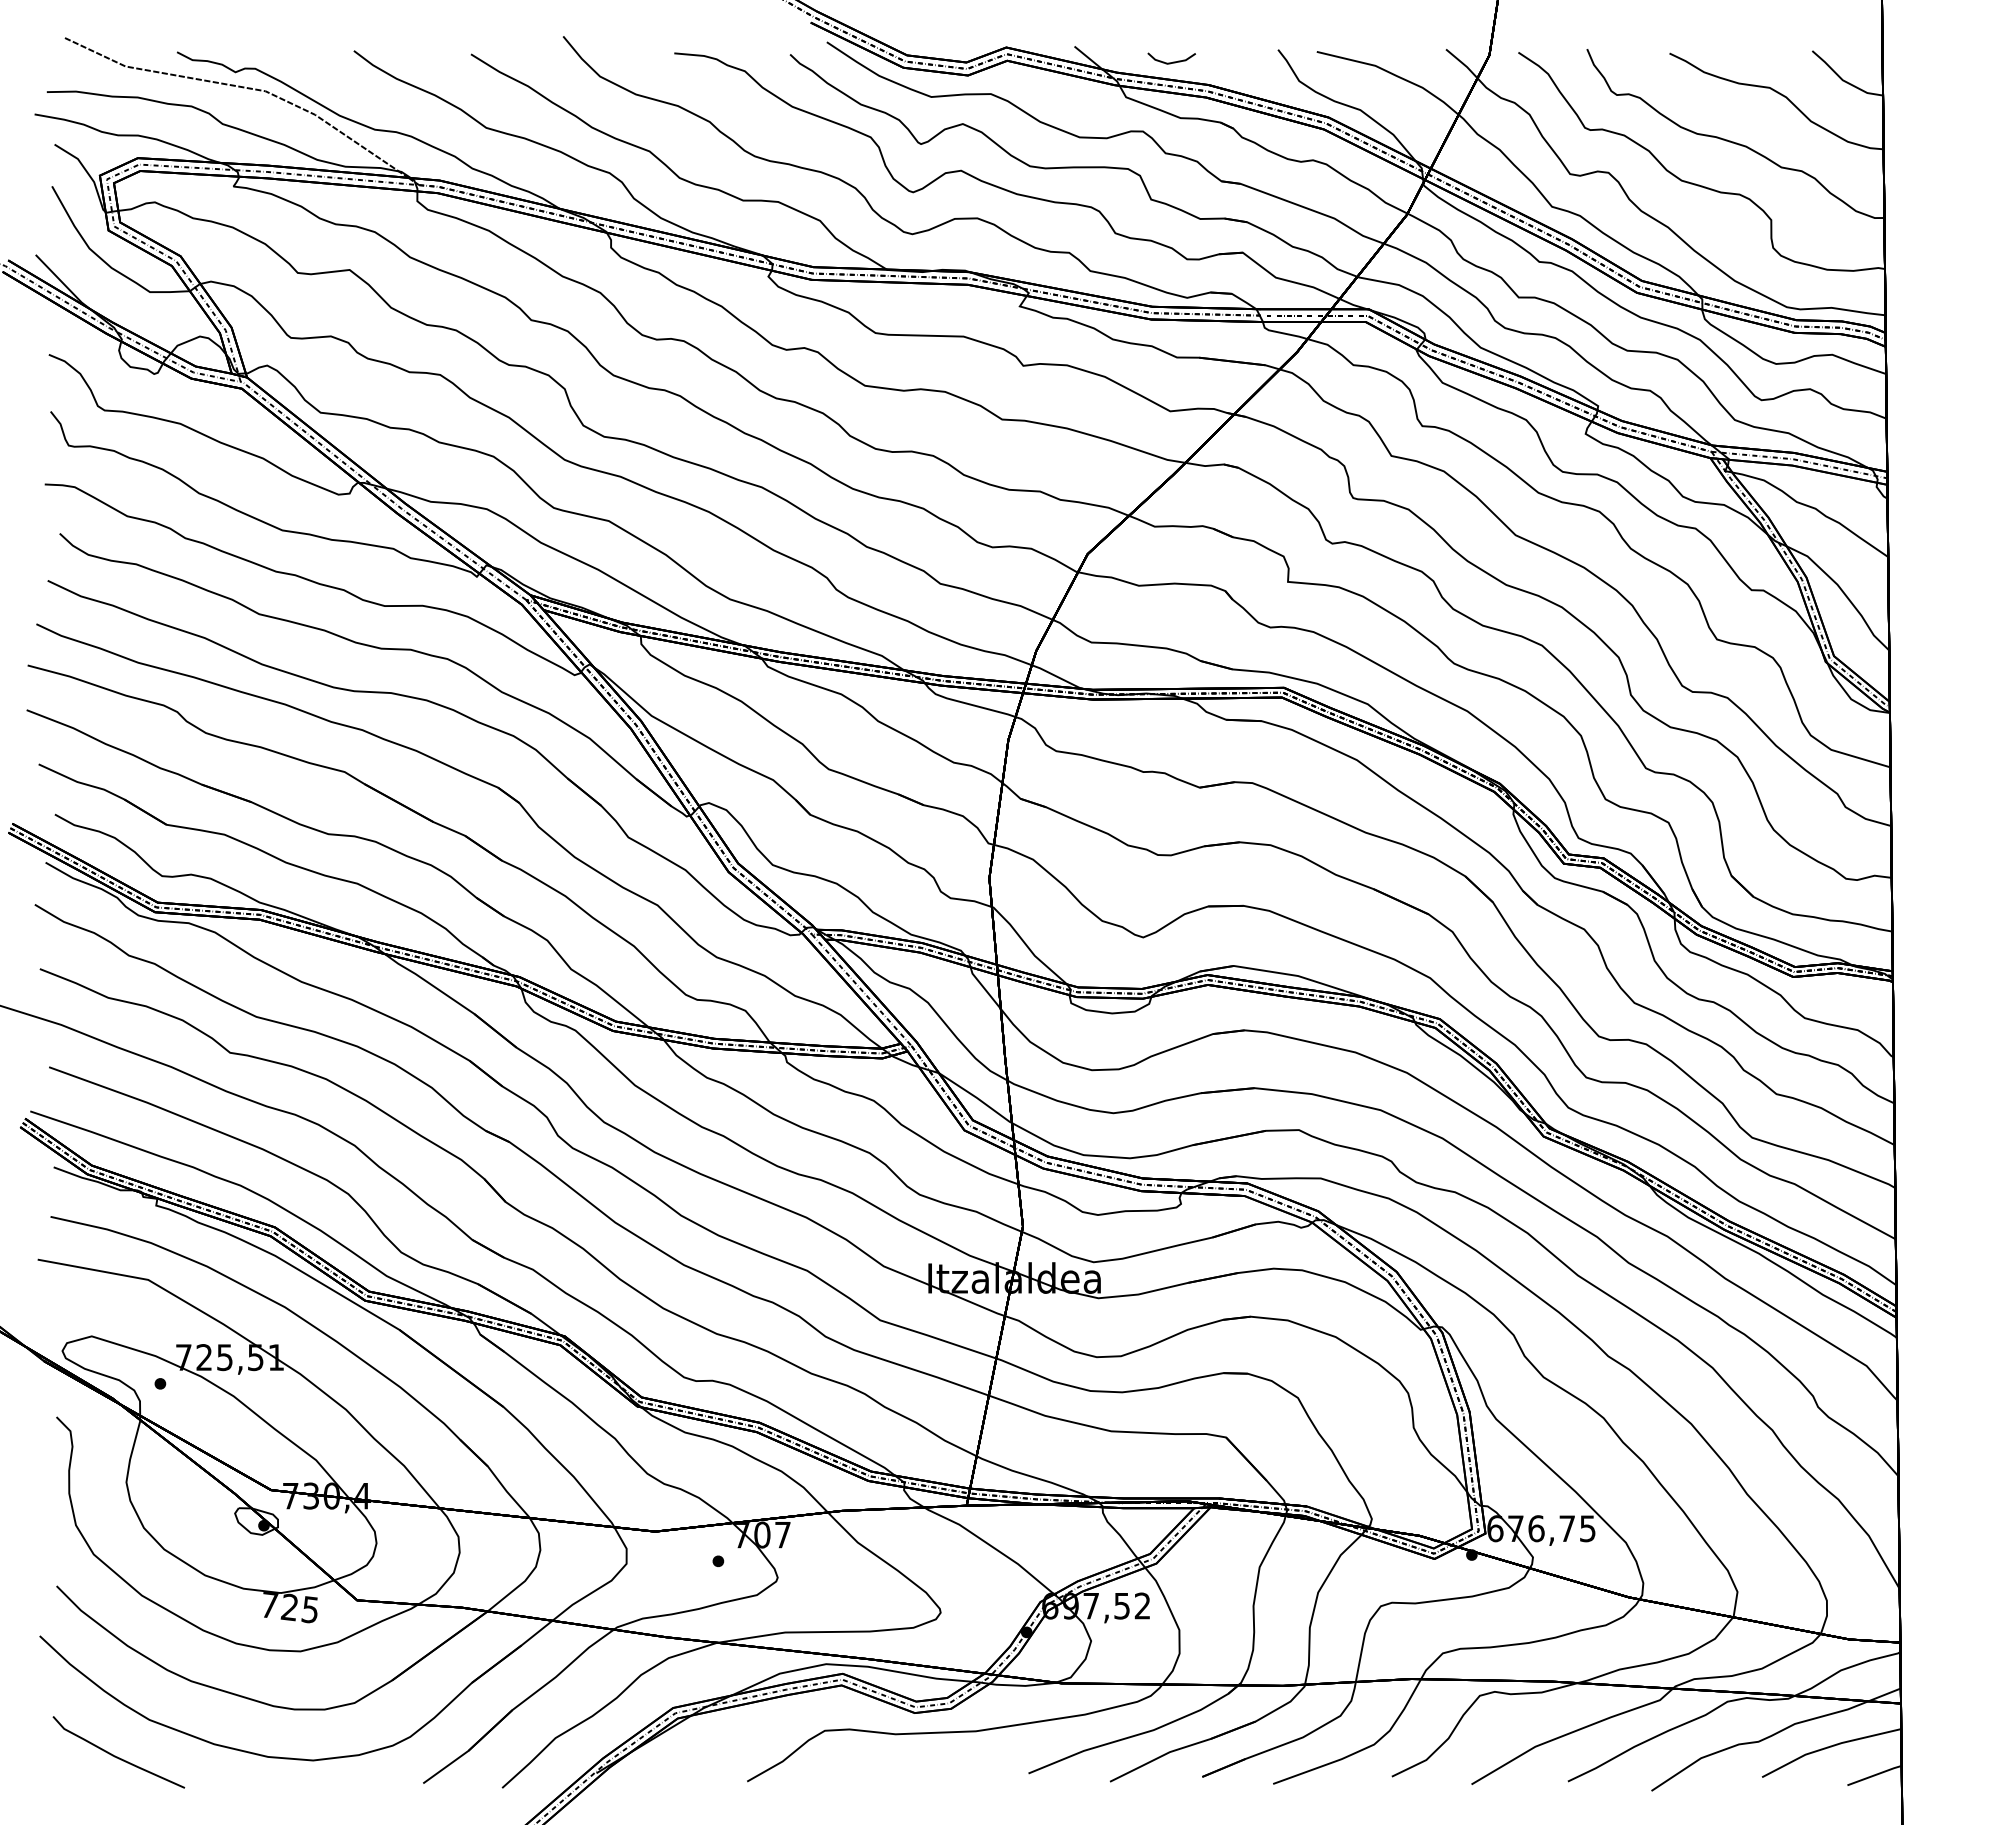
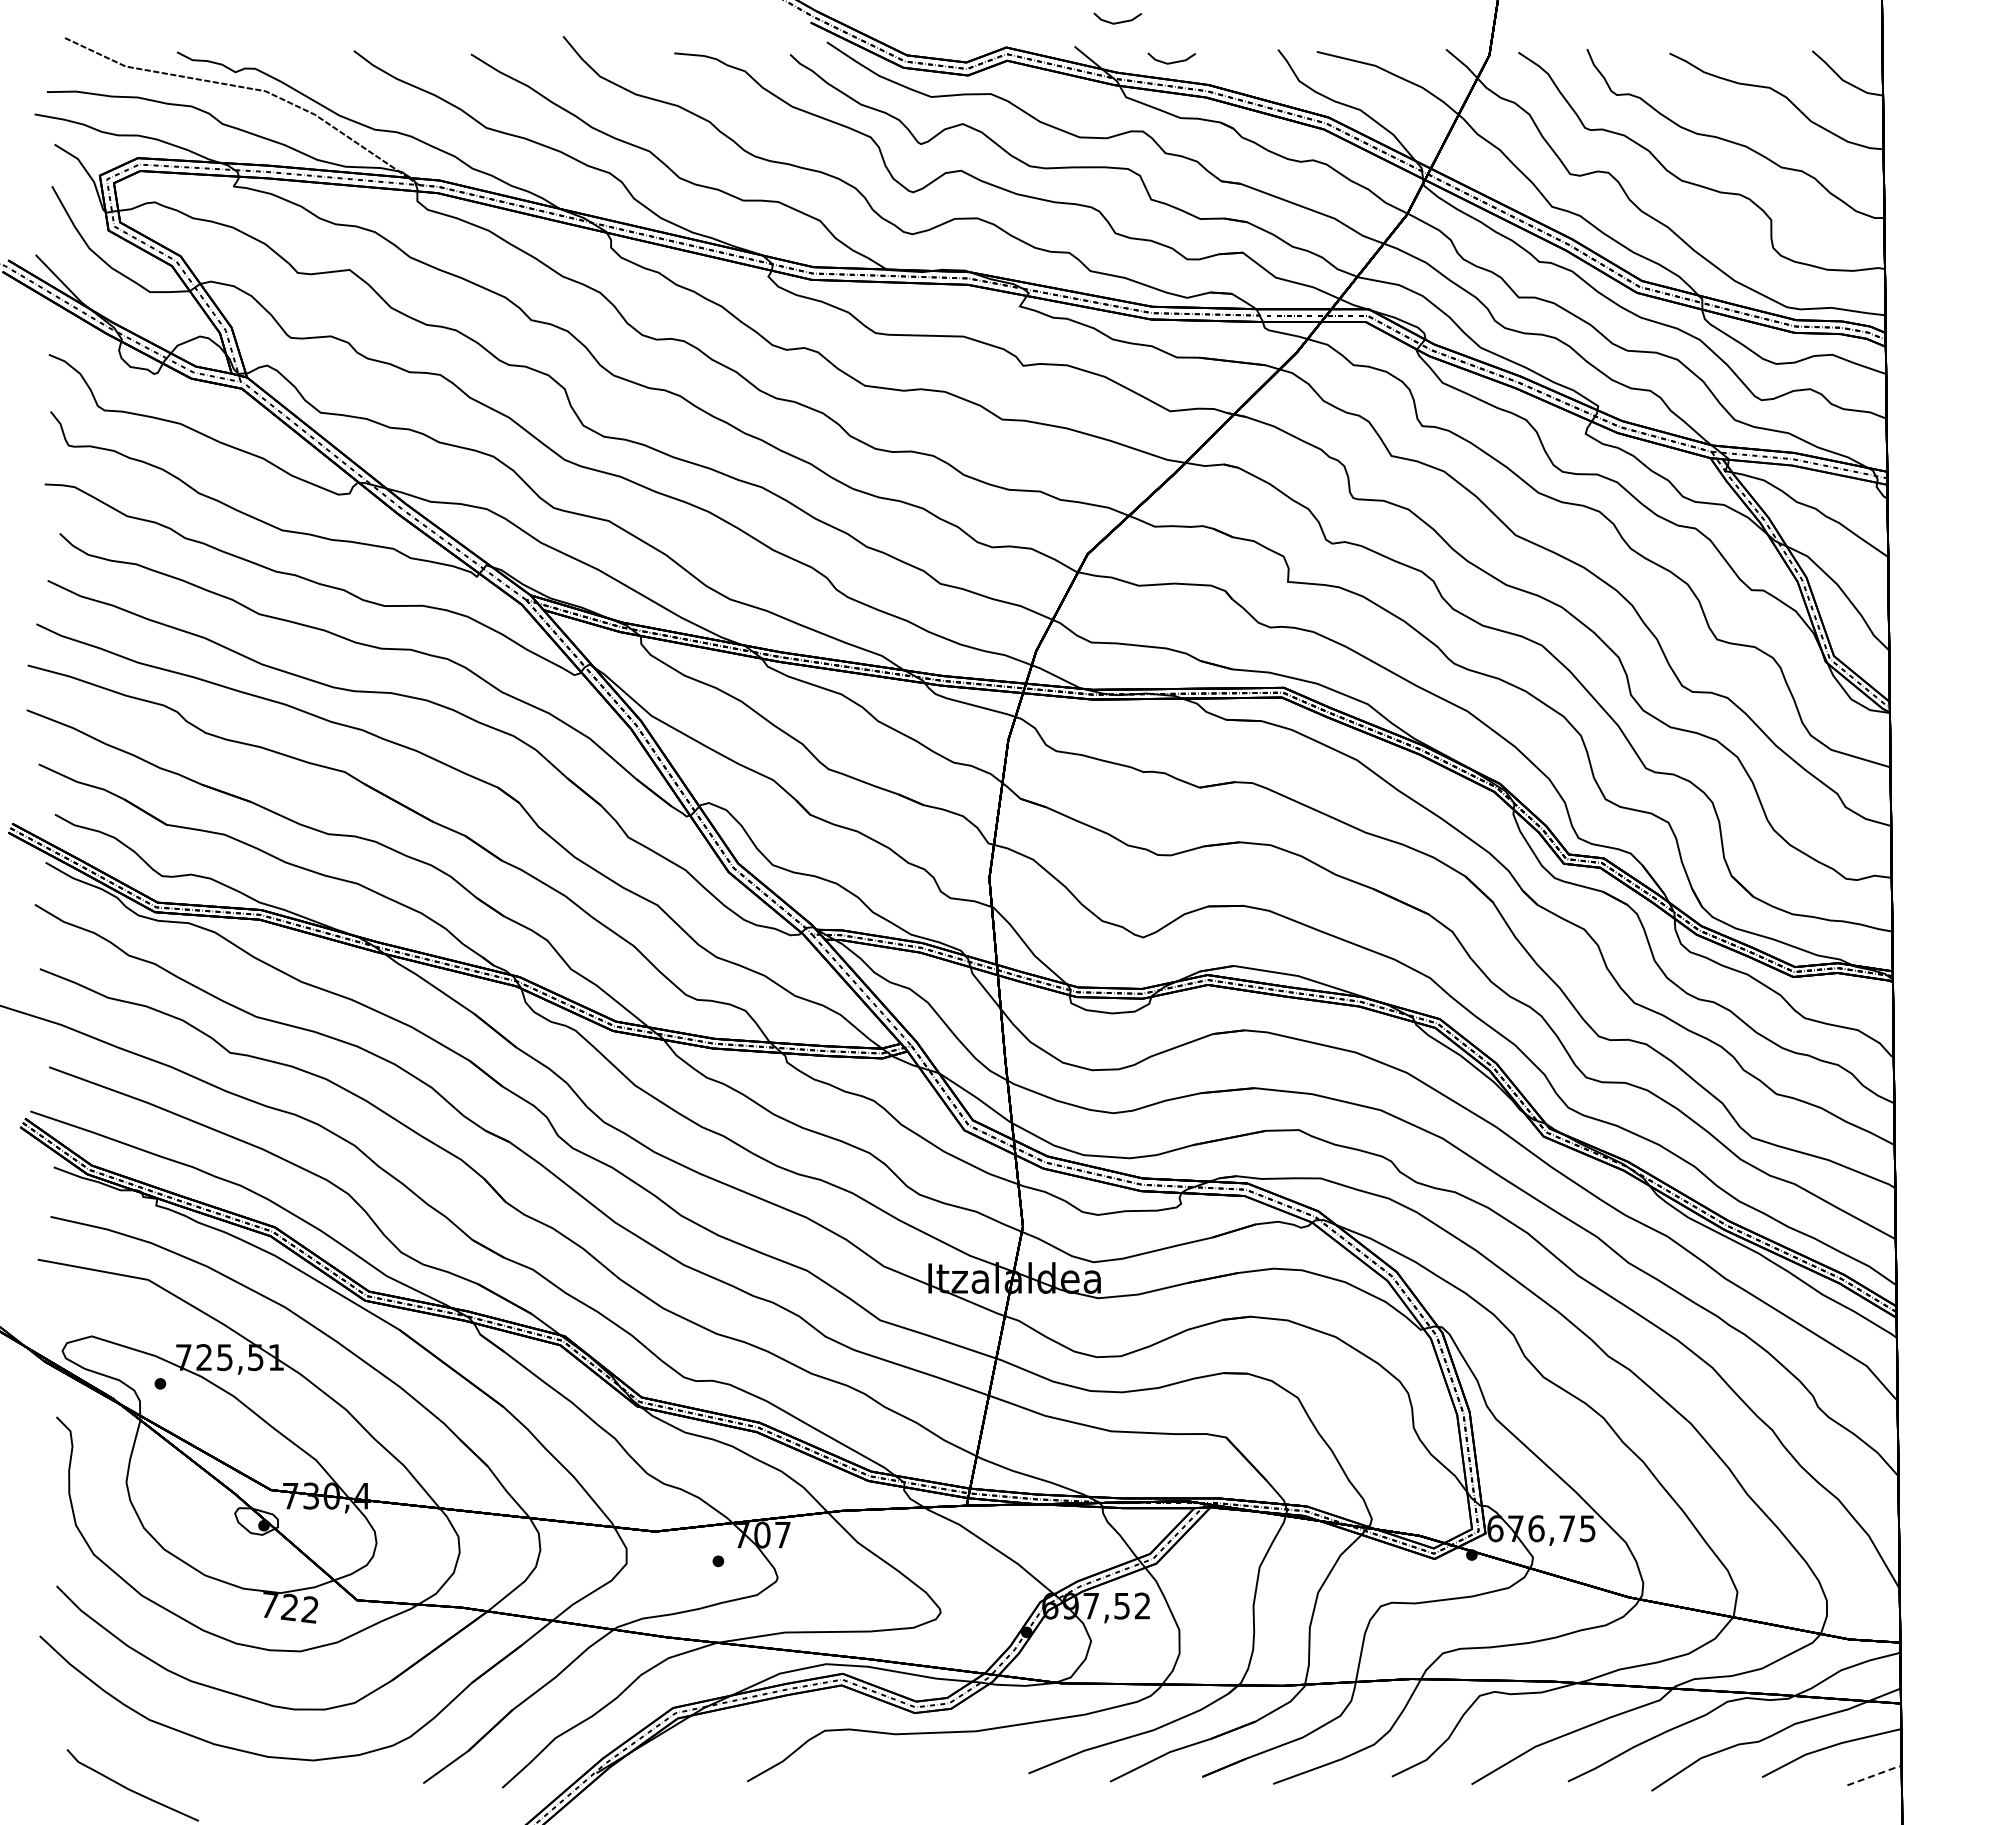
line: none -> present (1119, 21)
text: 725 -> 722 (309, 1609)
curve position: (117, 1756) -> (131, 1789) (131, 1789)
line: solid -> dashed (1875, 1775)
